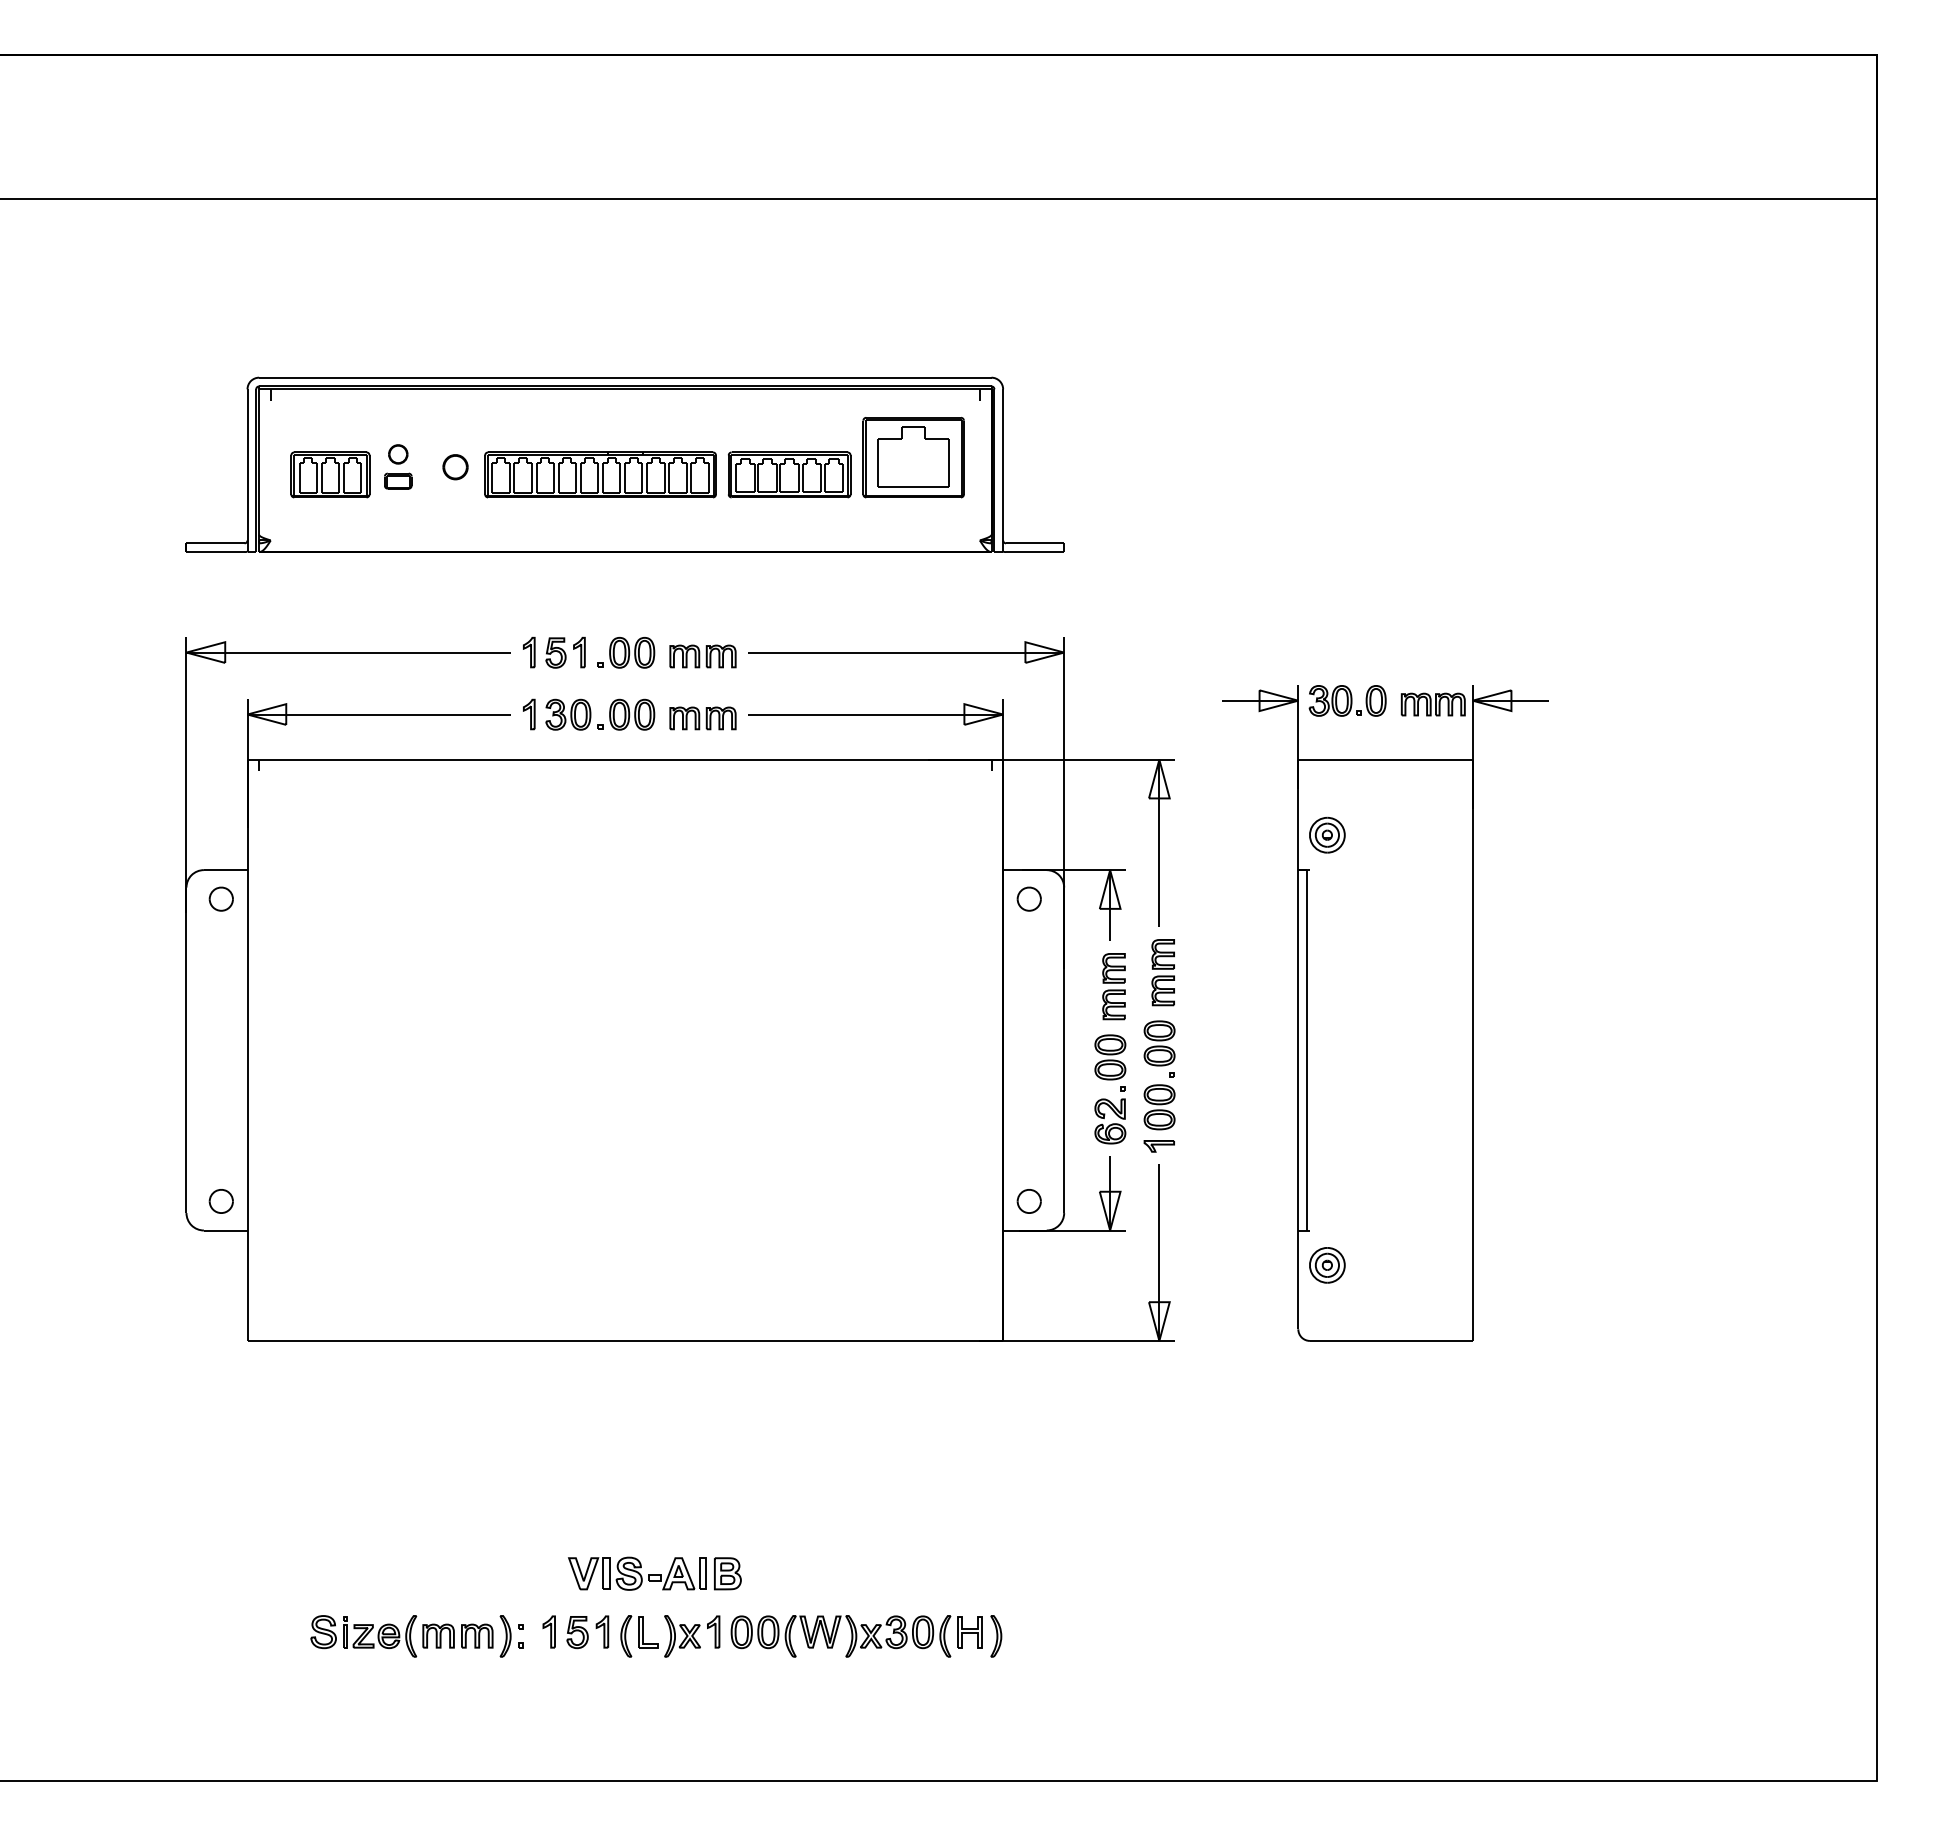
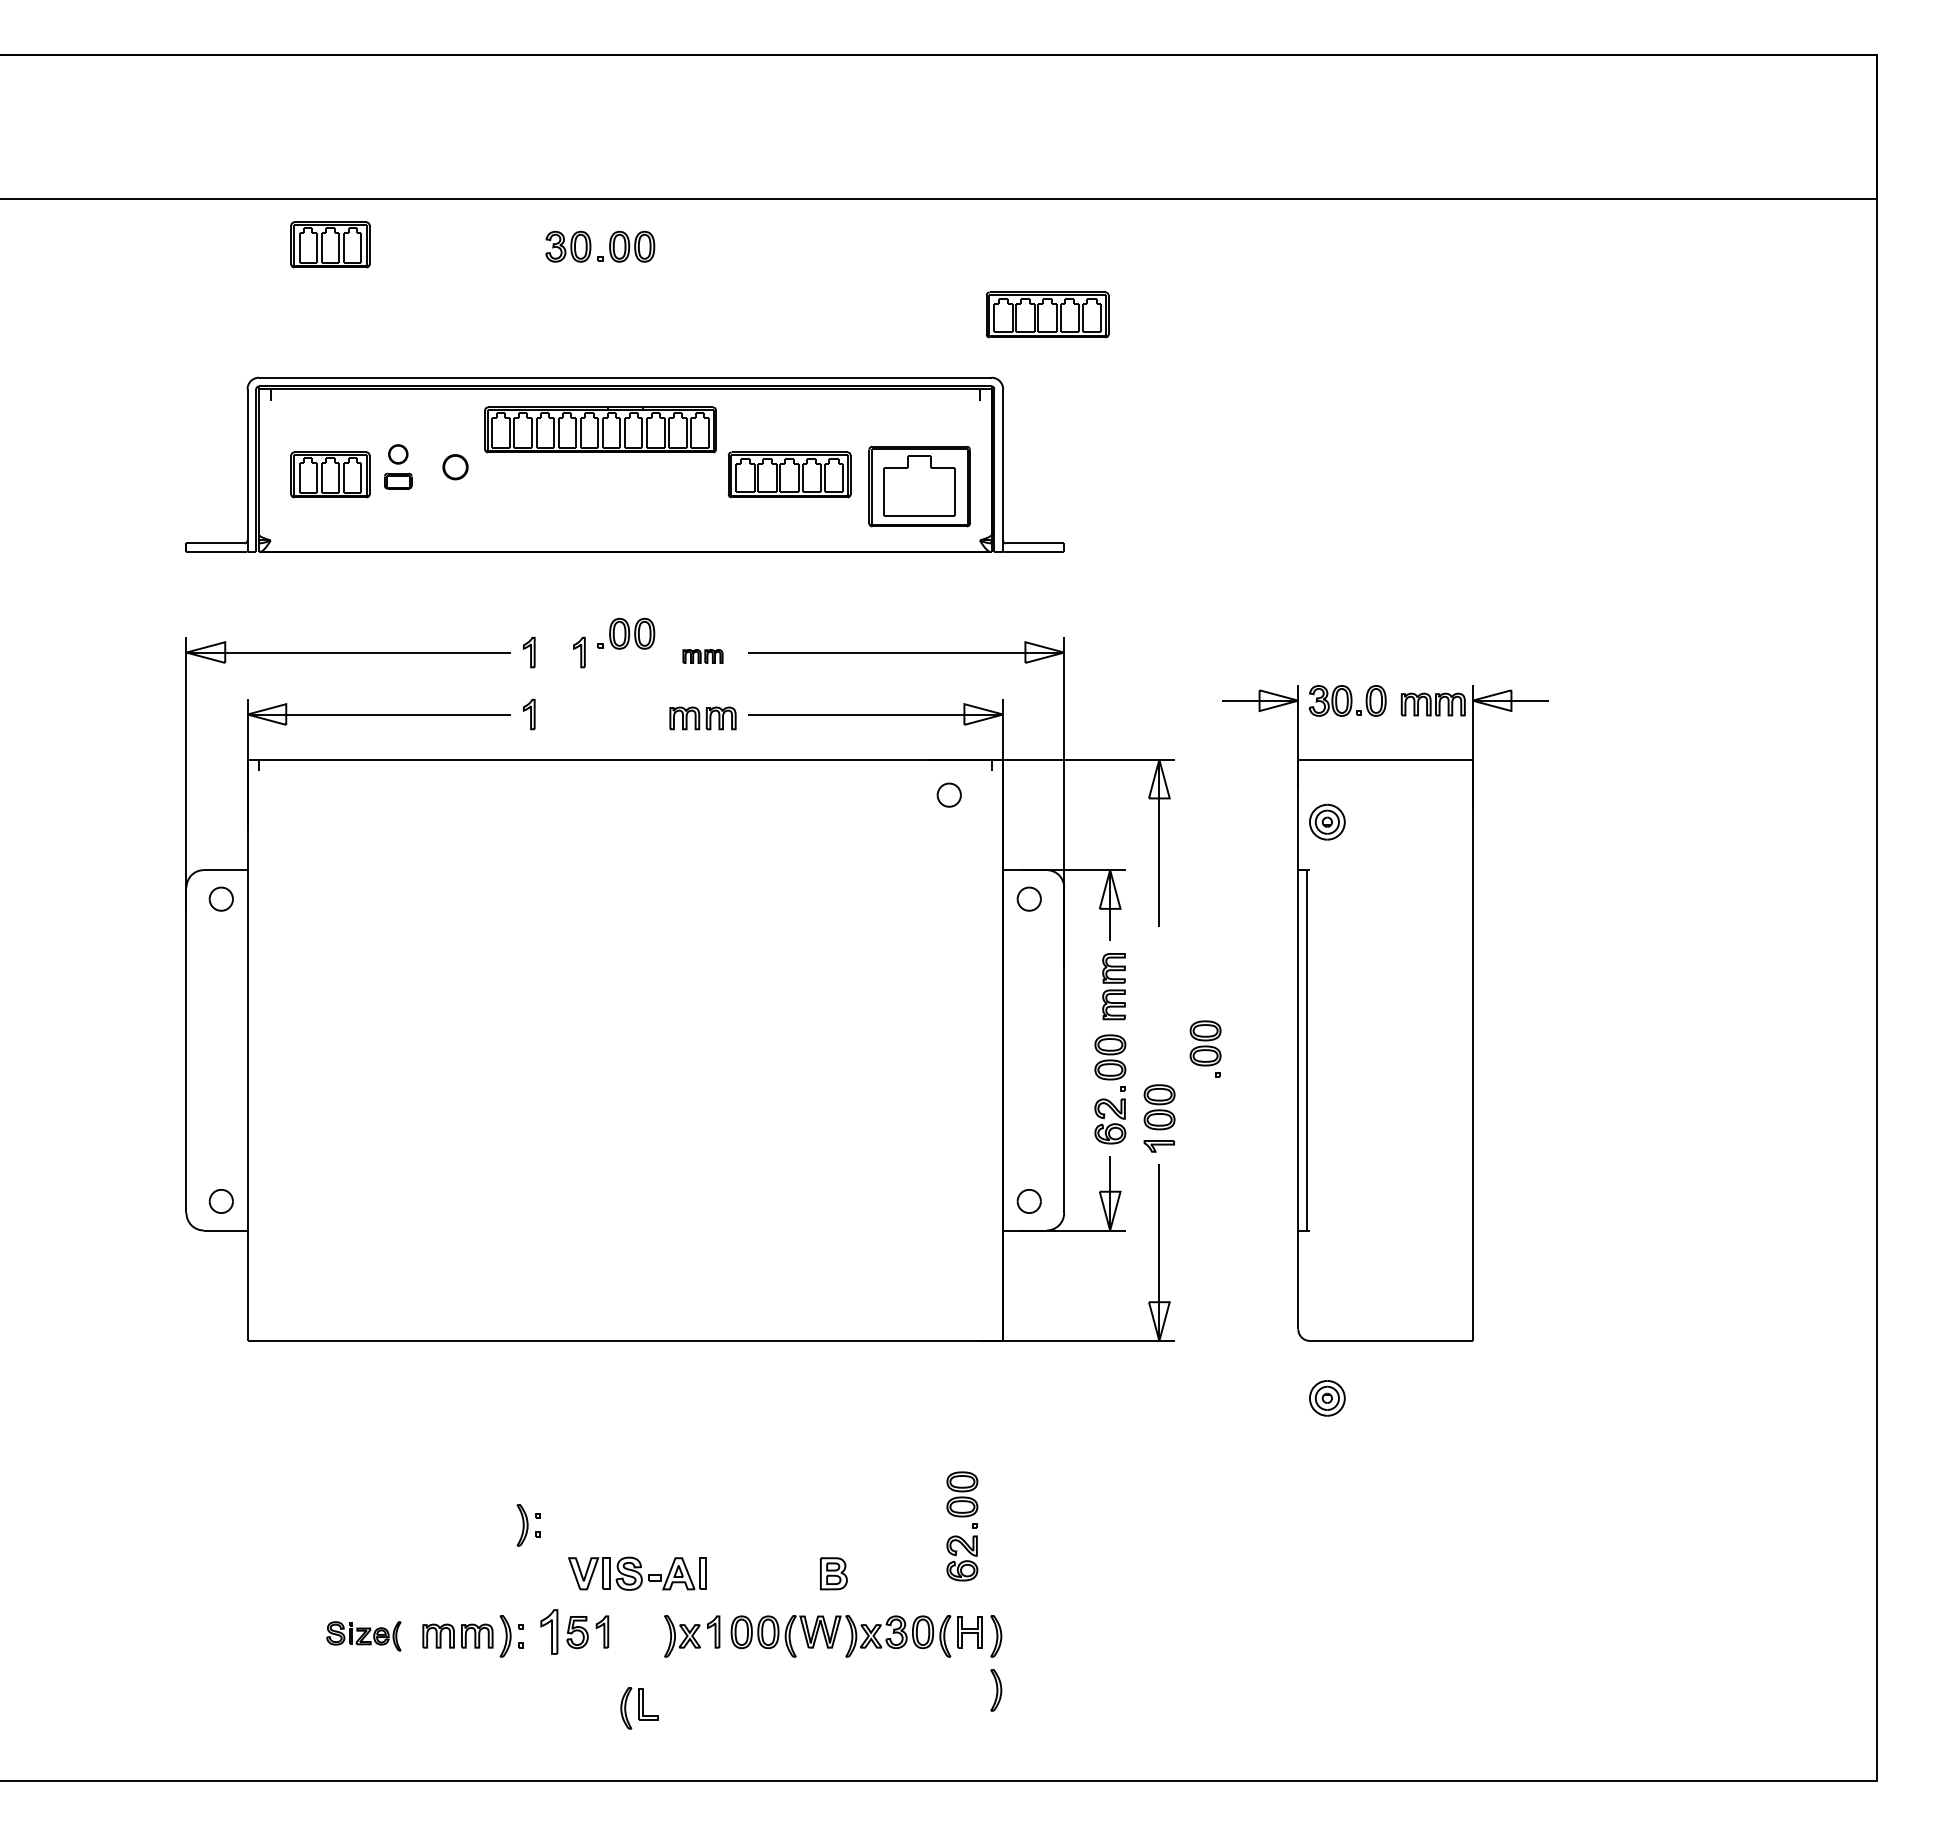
part: none -> present (330, 244)
part: none -> present (1047, 314)
part position: (913, 457) -> (919, 486) (919, 486)
part position: (600, 474) -> (600, 429) (600, 429)
part: present -> none (555, 652)
part position: (626, 652) -> (626, 633) (626, 633)
part size: 68x25 px -> 42x15 px (702, 656)
part position: (591, 714) -> (591, 246) (591, 246)
part: none -> present (948, 794)
part position: (1327, 834) -> (1327, 821) (1327, 821)
part: present -> none (1162, 972)
part position: (1159, 1048) -> (1205, 1048) (1205, 1048)
part position: (1327, 1265) -> (1327, 1398) (1327, 1398)
part: none -> present (962, 1517)
part: none -> present (528, 1525)
part position: (727, 1573) -> (833, 1573) (833, 1573)
part size: 14x34 px -> 19x46 px (549, 1631)
part size: 108x43 px -> 76x31 px (363, 1636)
part position: (639, 1636) -> (639, 1708) (639, 1708)
part: none -> present (996, 1690)
